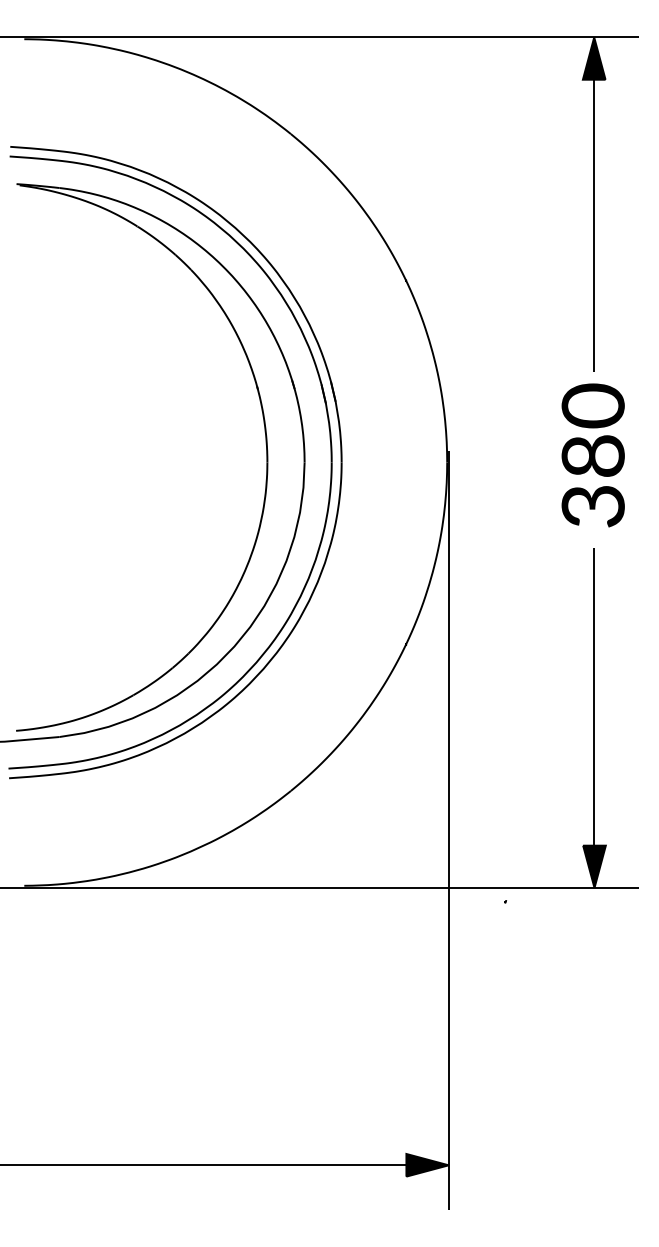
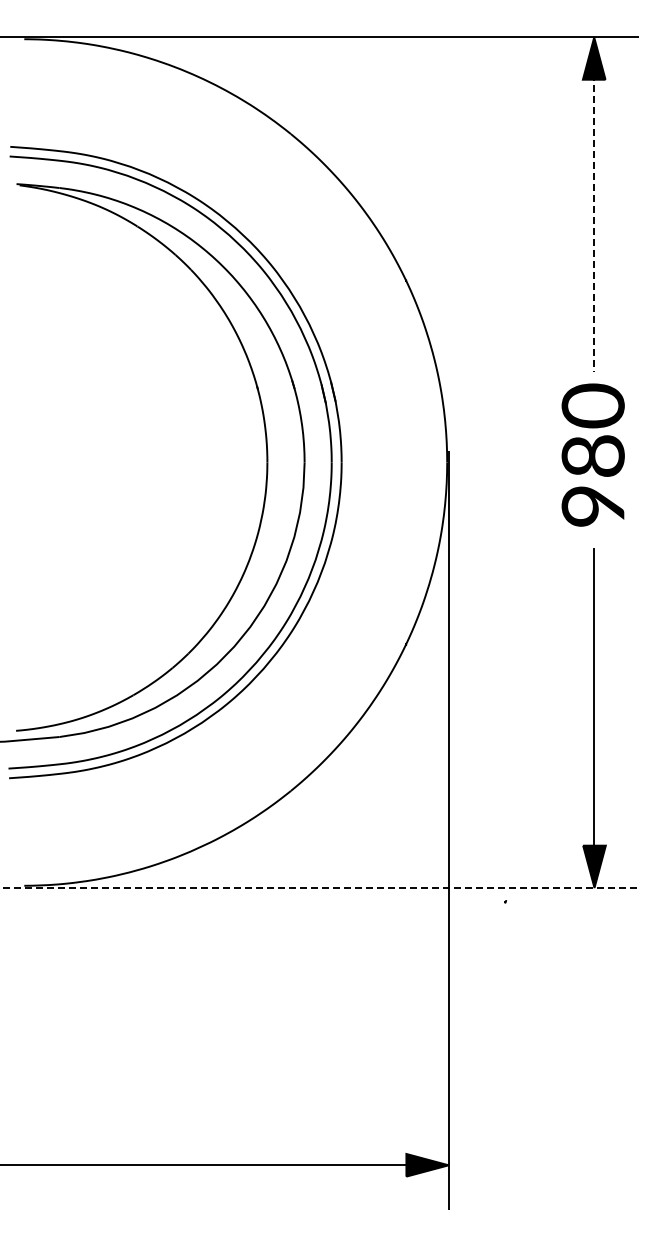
line: solid -> dashed (594, 217)
text: 380 -> 980 (592, 506)
line: solid -> dashed (320, 887)
